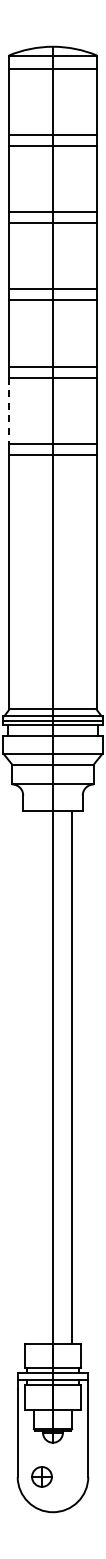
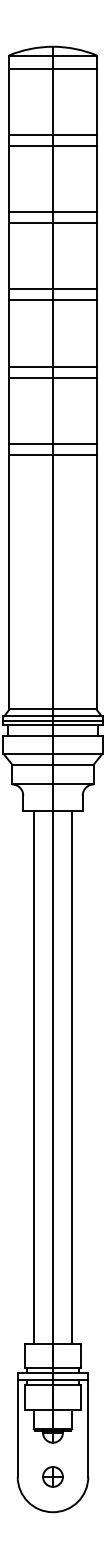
line: dashed -> solid (9, 411)
line: none -> present (33, 1076)
part position: (41, 1476) -> (52, 1476) (52, 1476)
